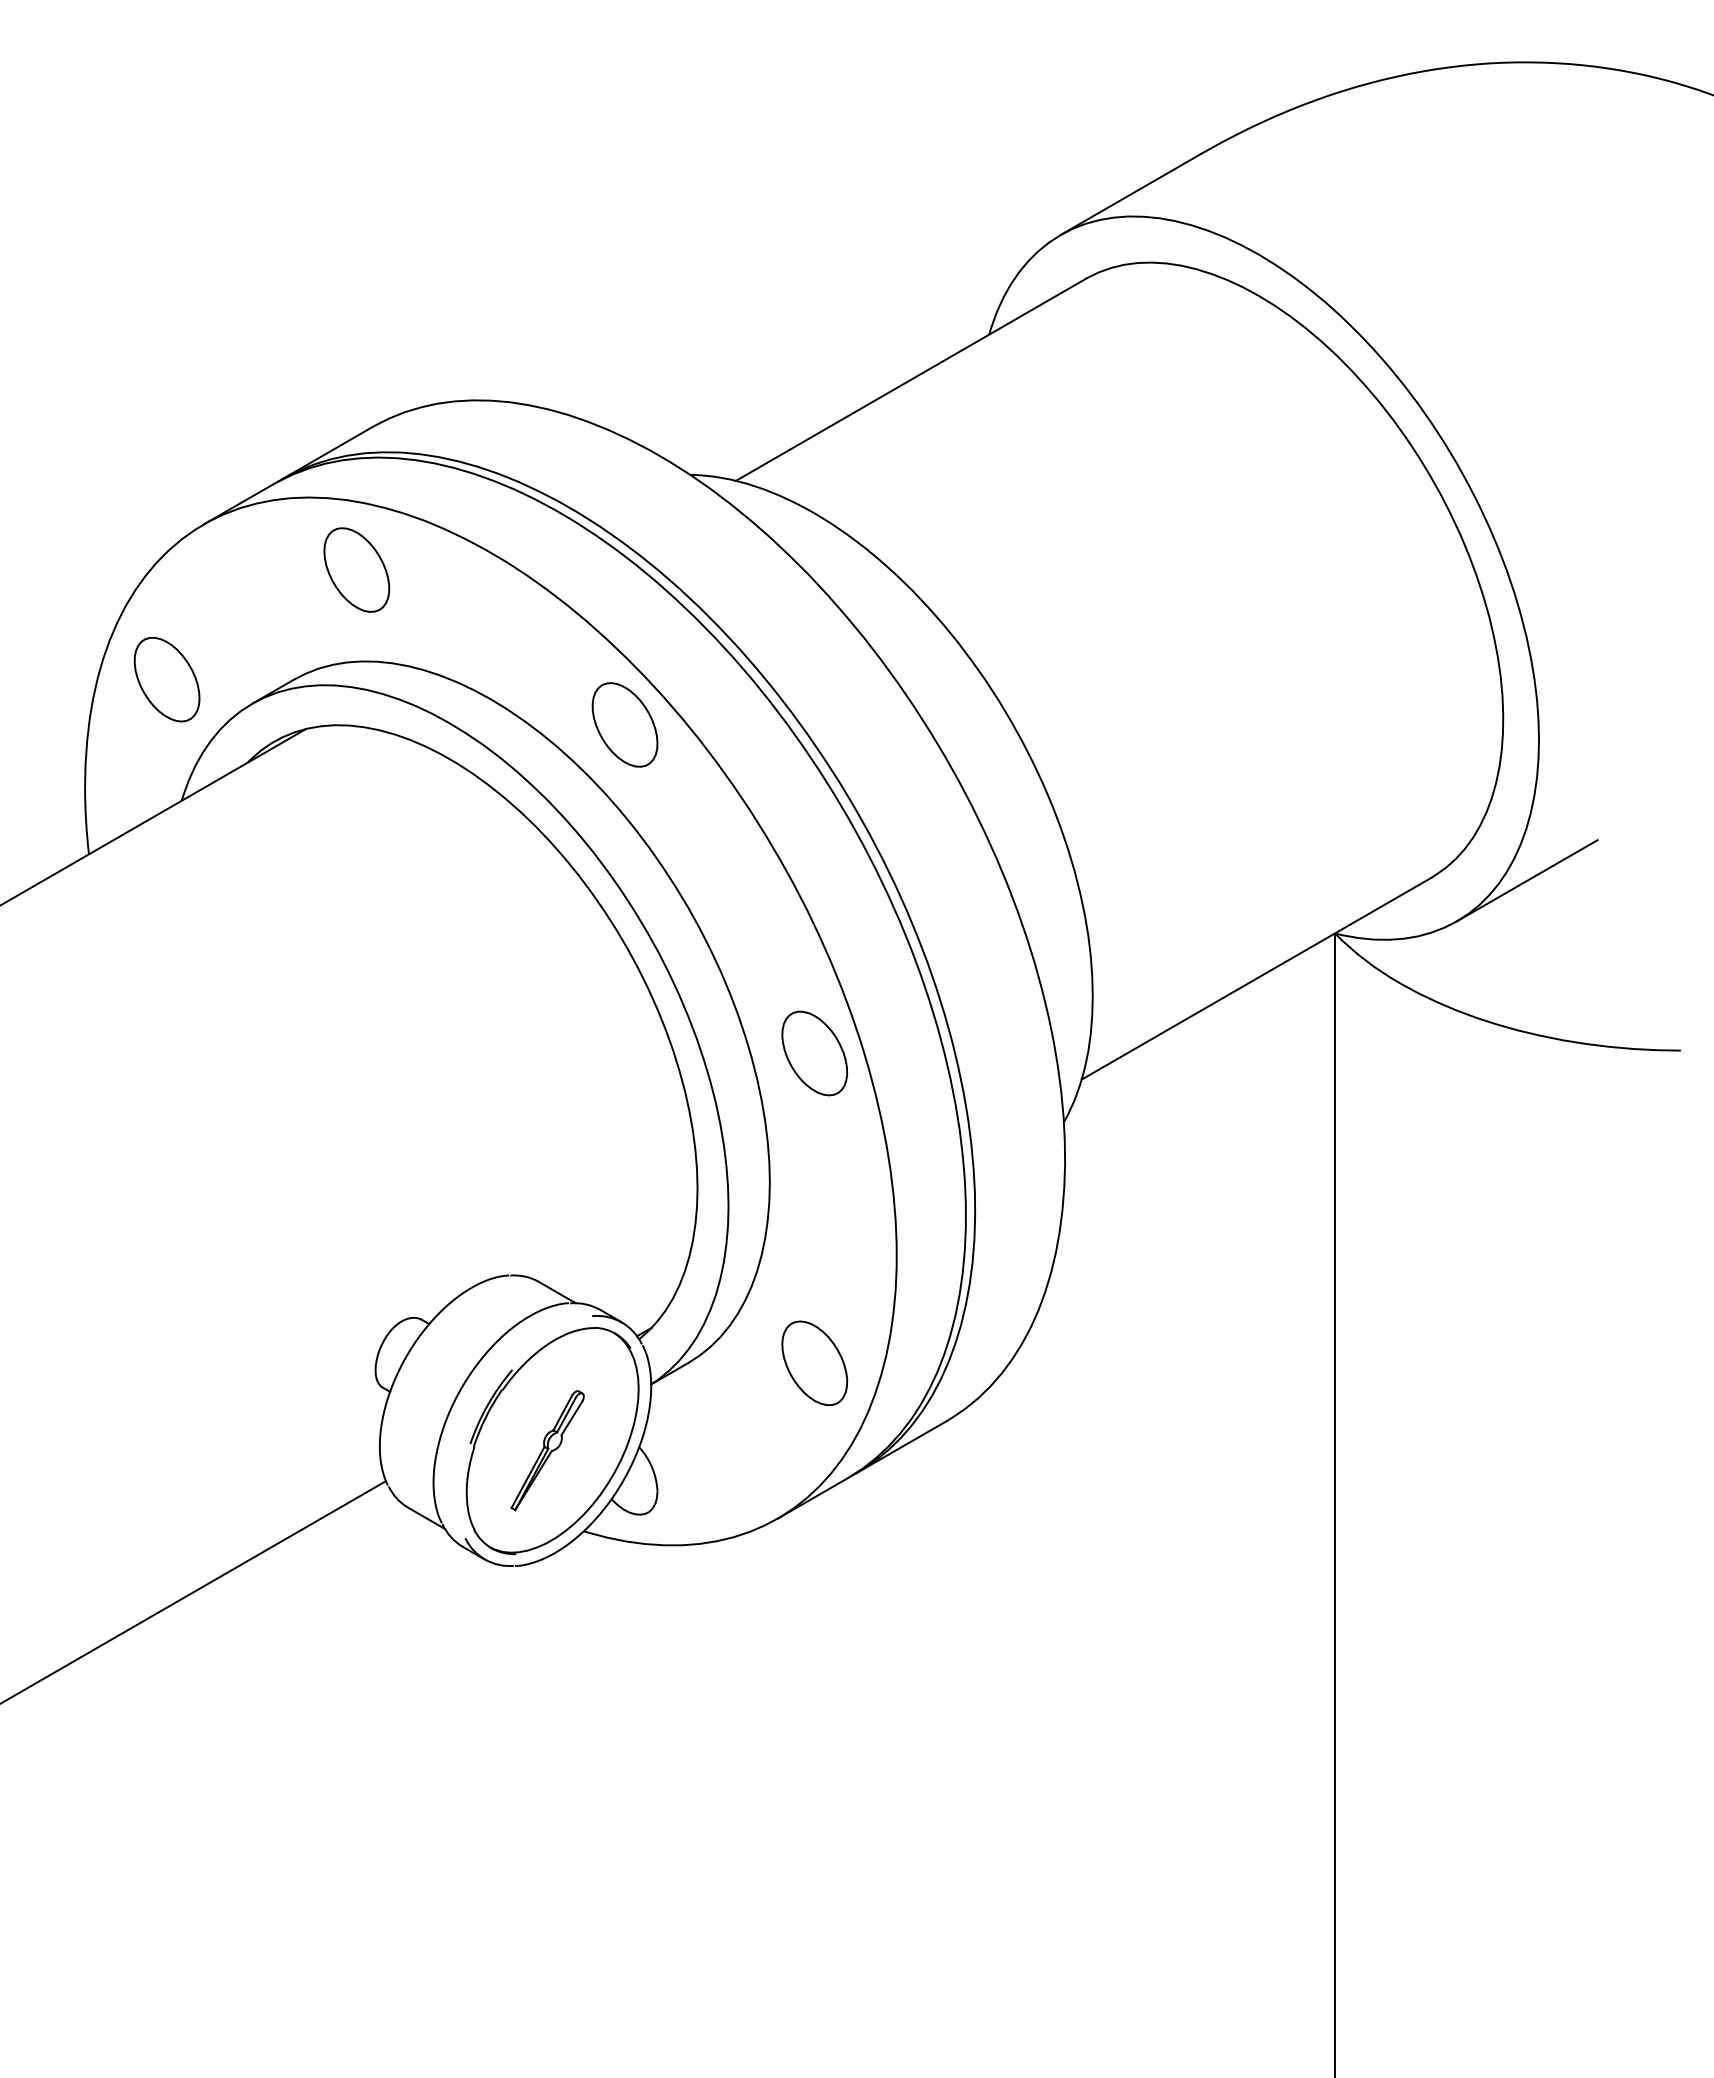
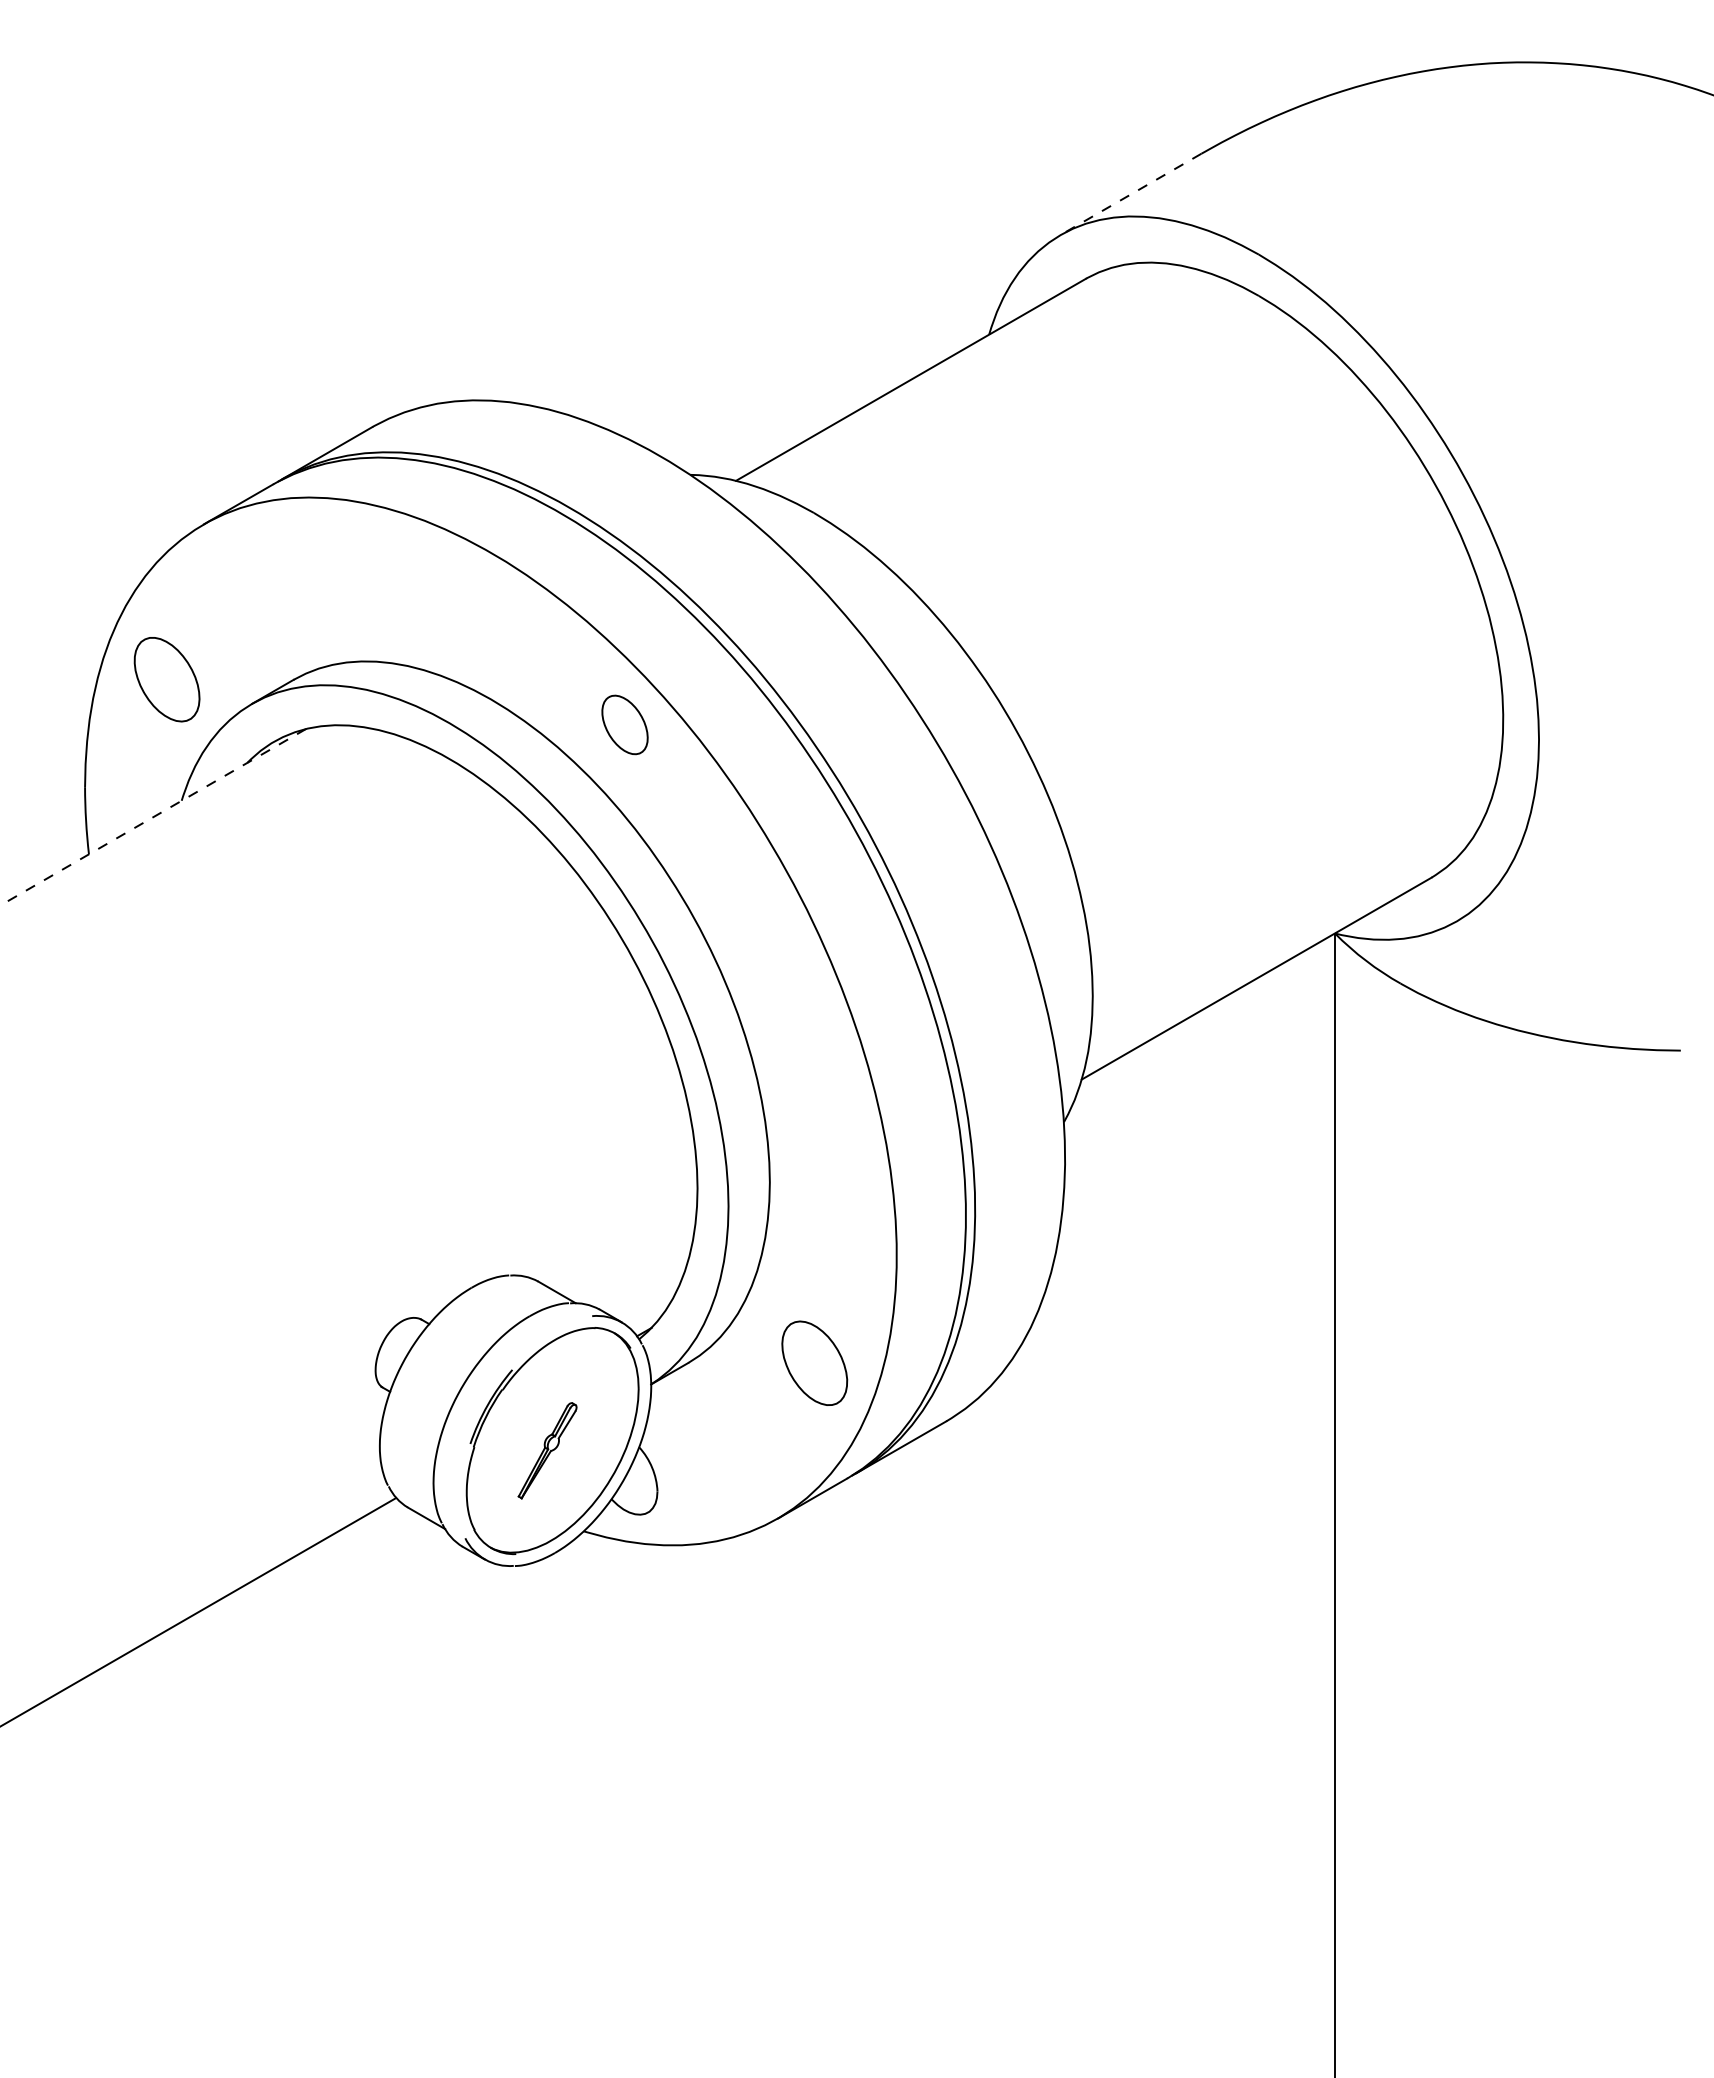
line: solid -> dashed (1130, 194)
part: present -> none (356, 569)
part size: 68x86 px -> 48x62 px (624, 724)
line: solid -> dashed (153, 817)
line: present -> none (1527, 880)
part: present -> none (814, 1053)
part size: 75x122 px -> 61x98 px (547, 1450)
line position: (194, 1591) -> (199, 1611) (199, 1611)
